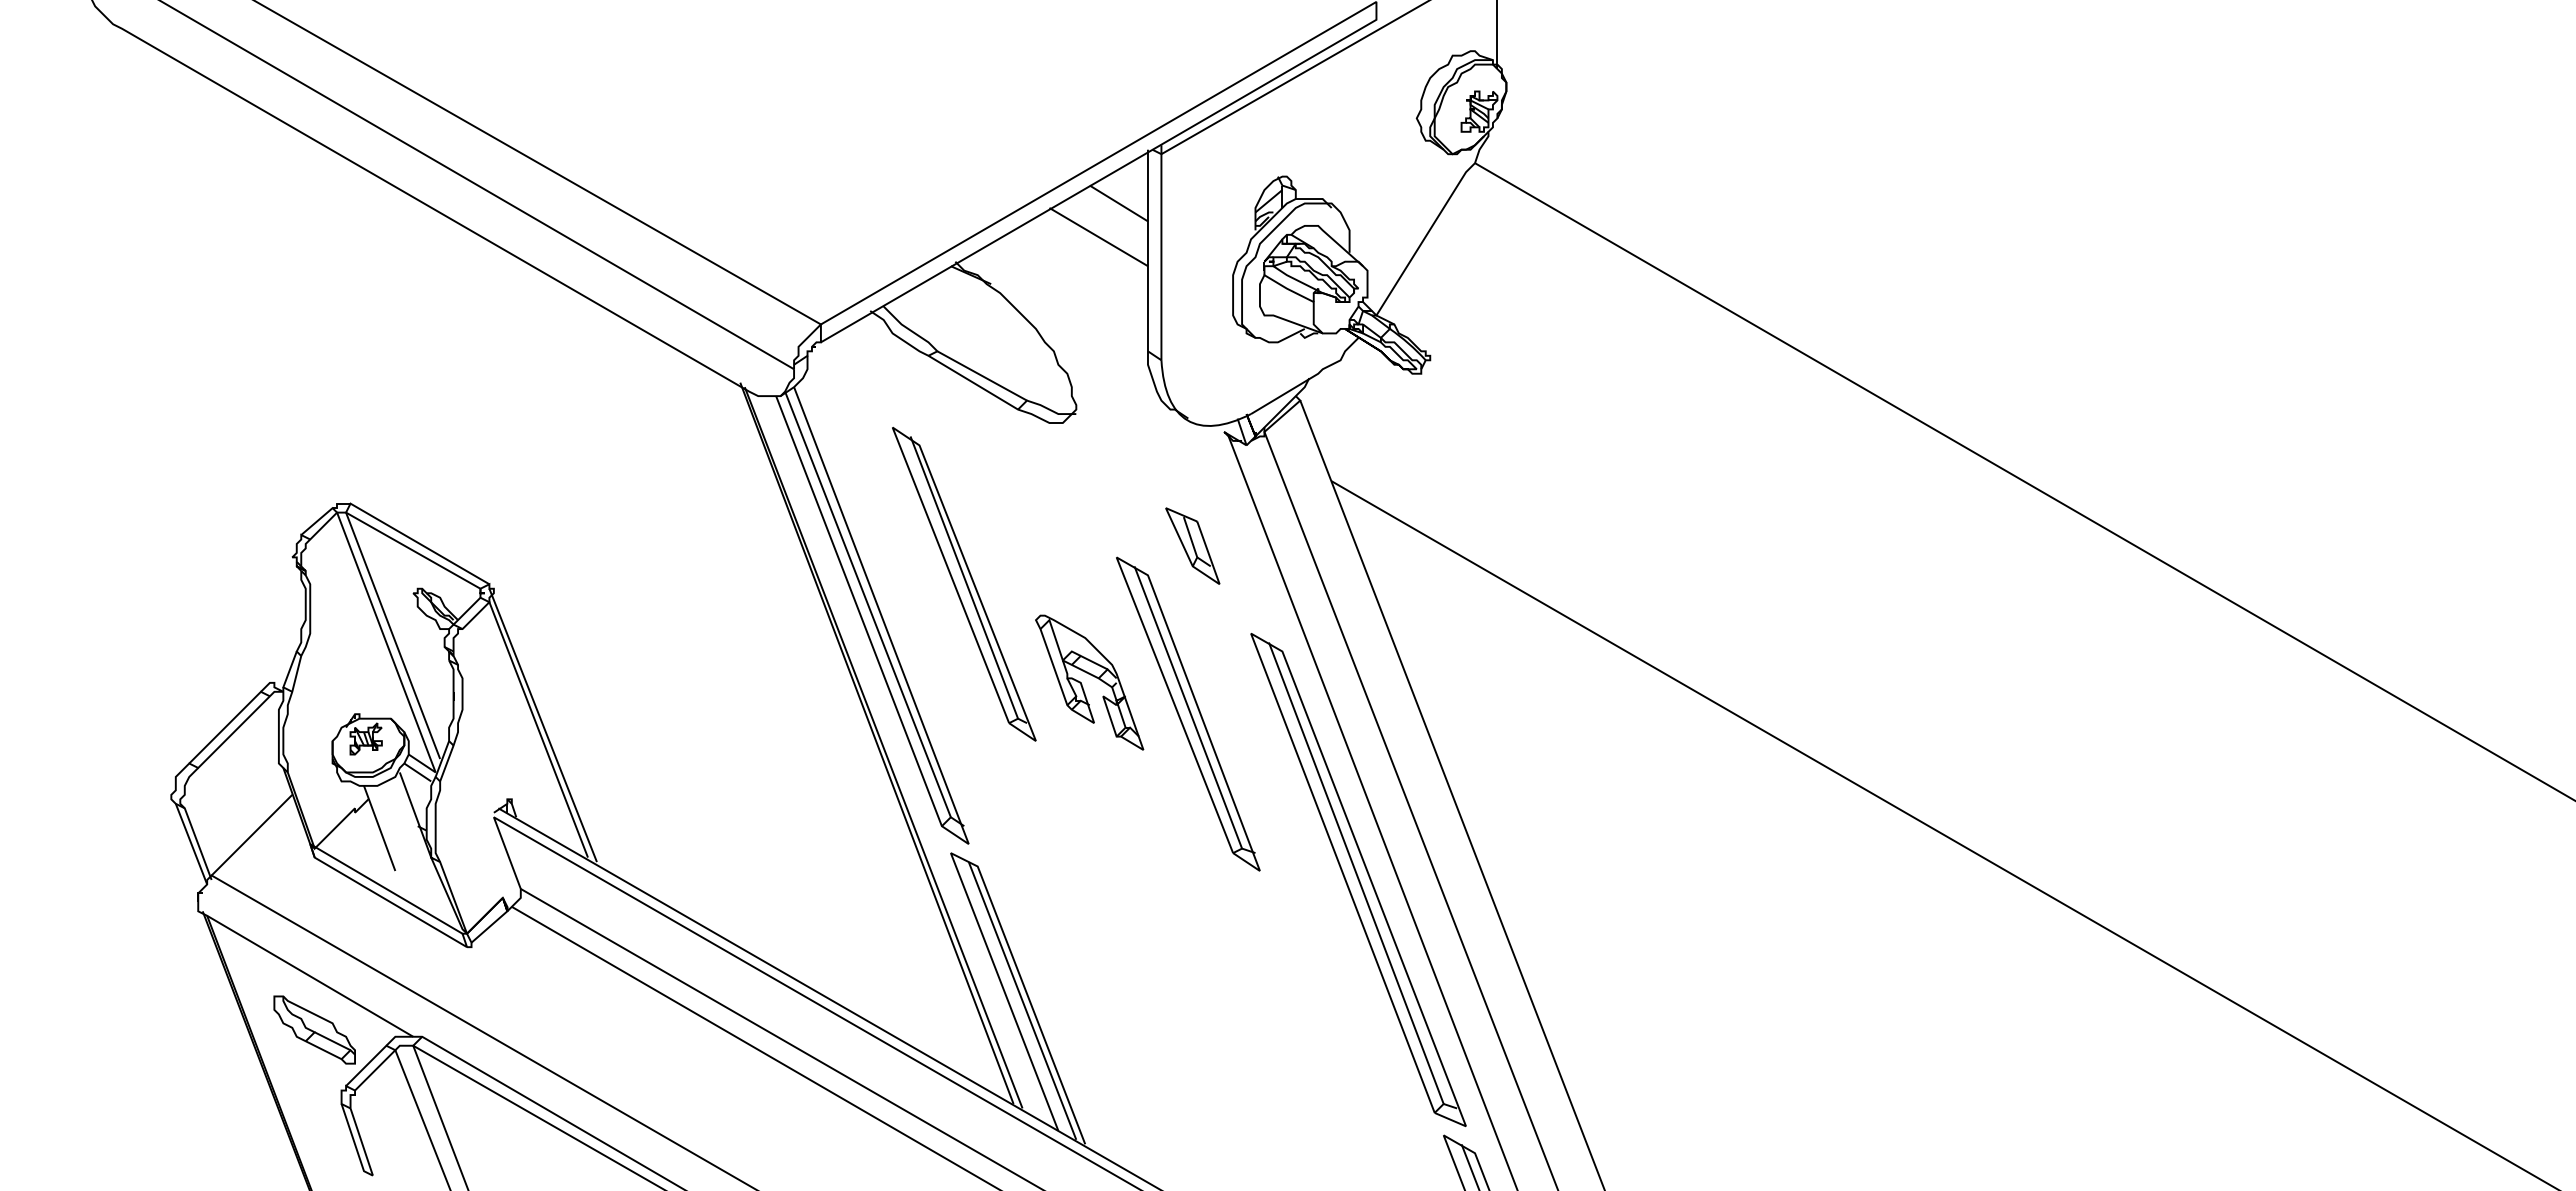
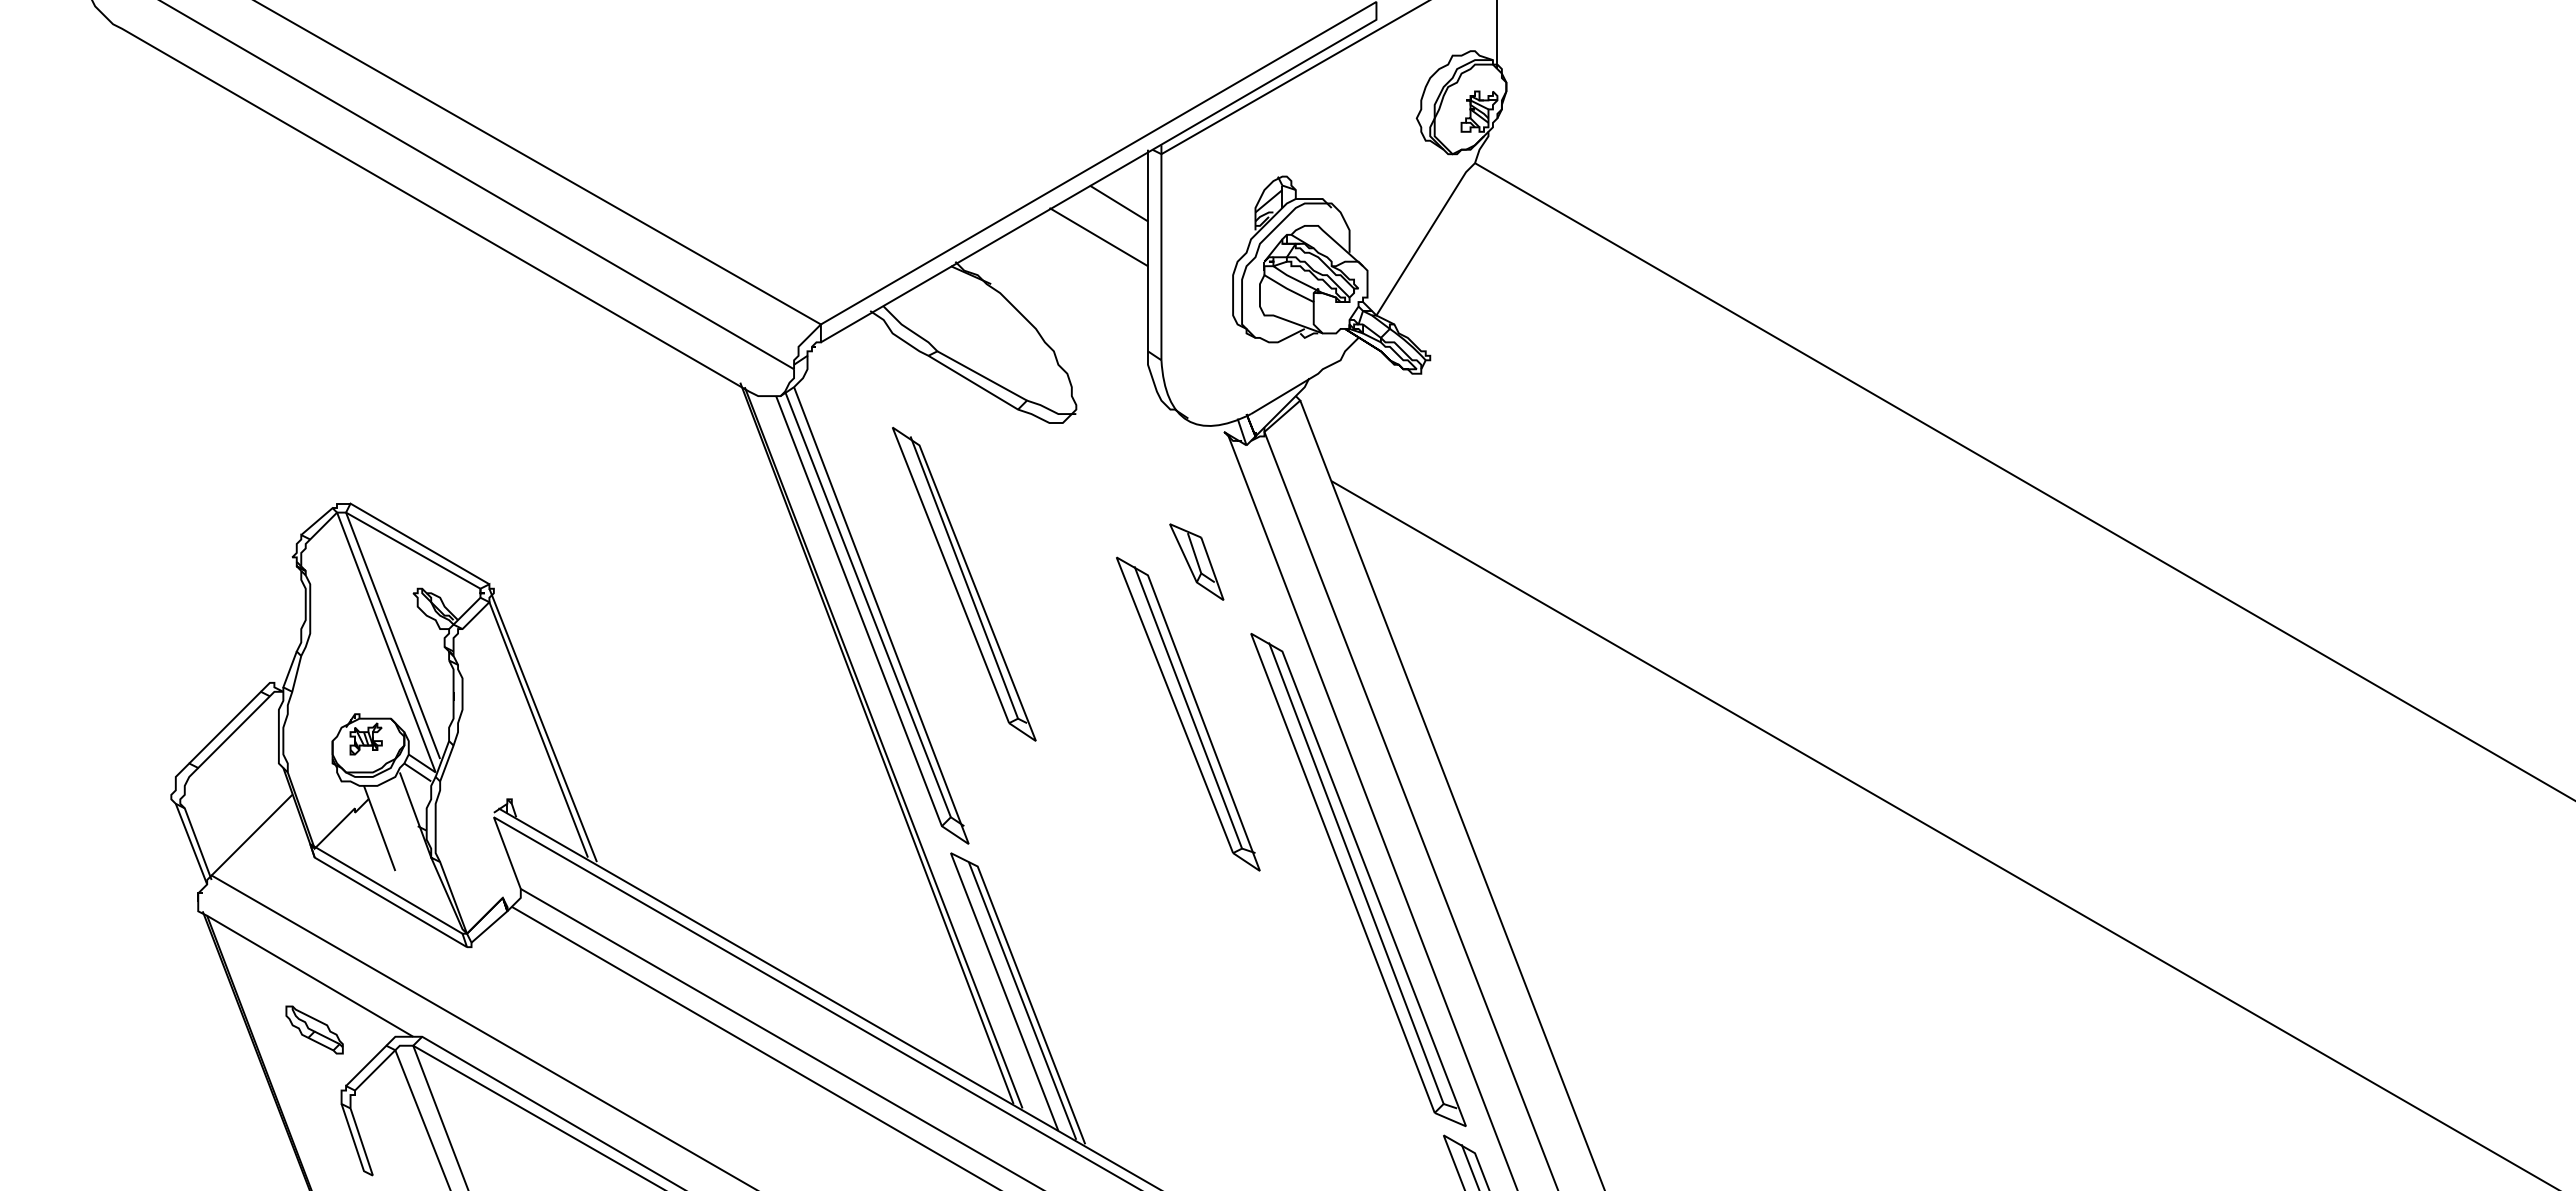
part position: (1192, 545) -> (1196, 561) (1196, 561)
part: present -> none (1092, 676)
part size: 83x70 px -> 59x50 px (314, 1029)
